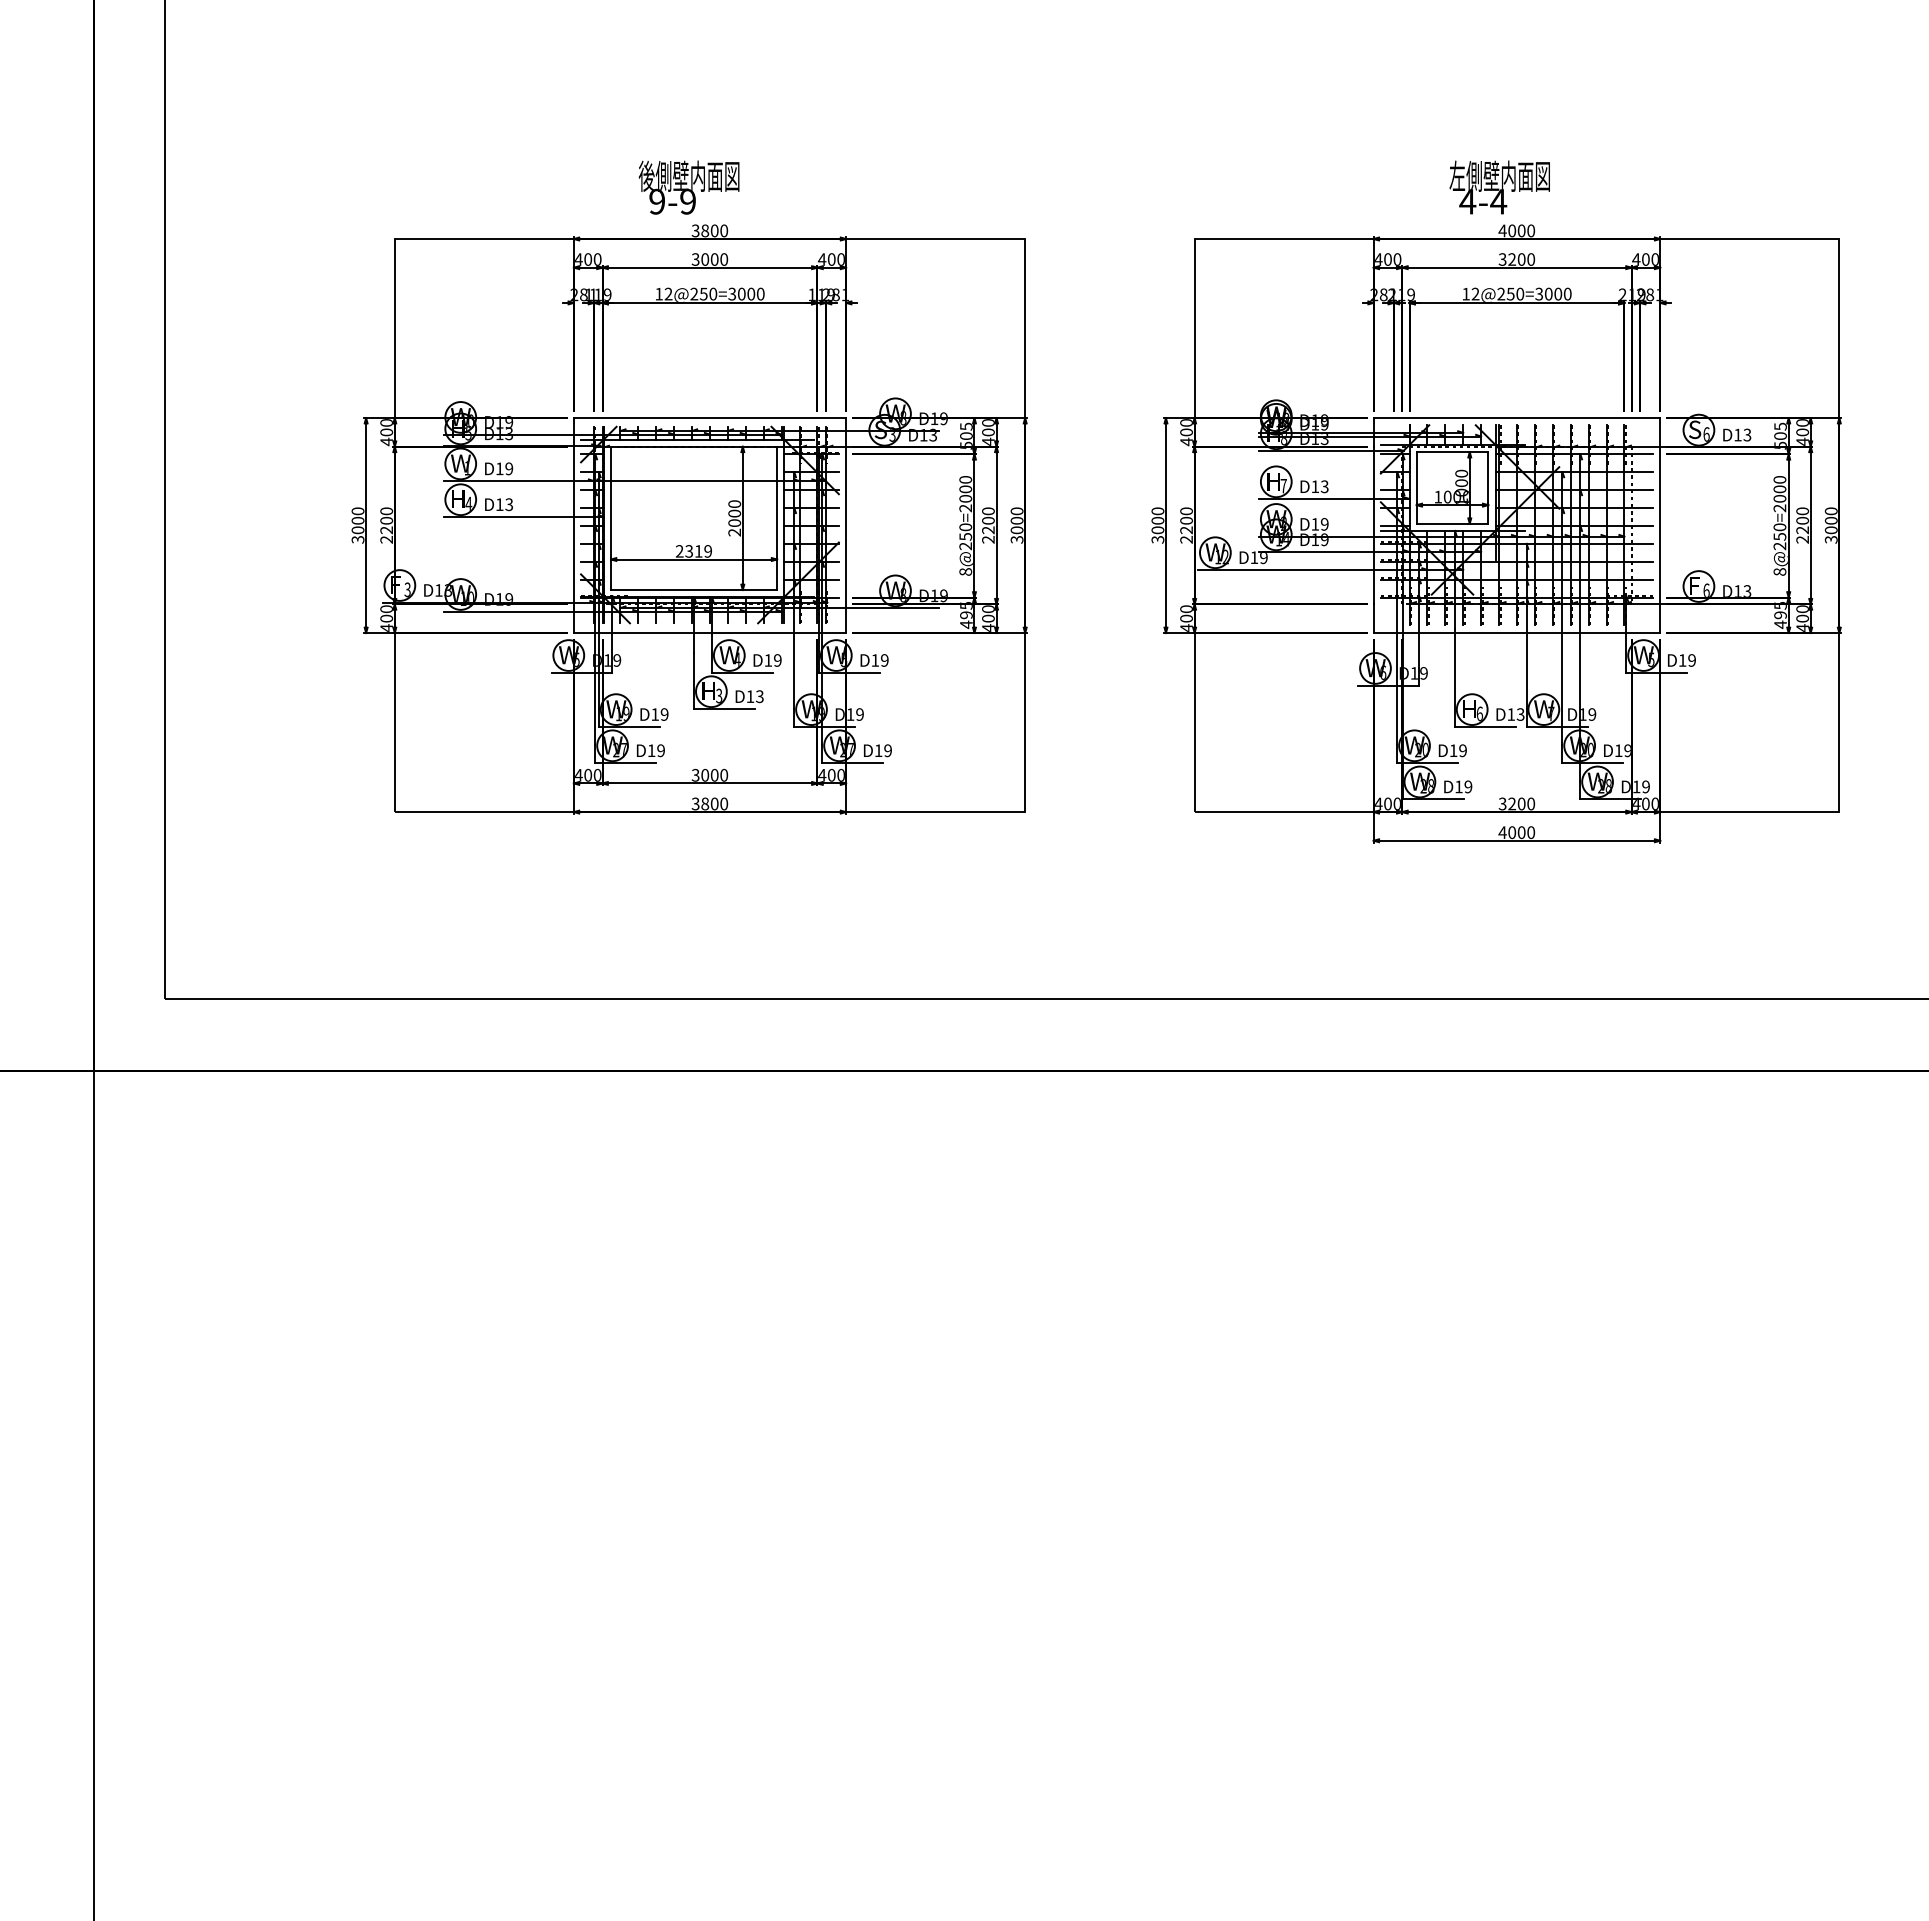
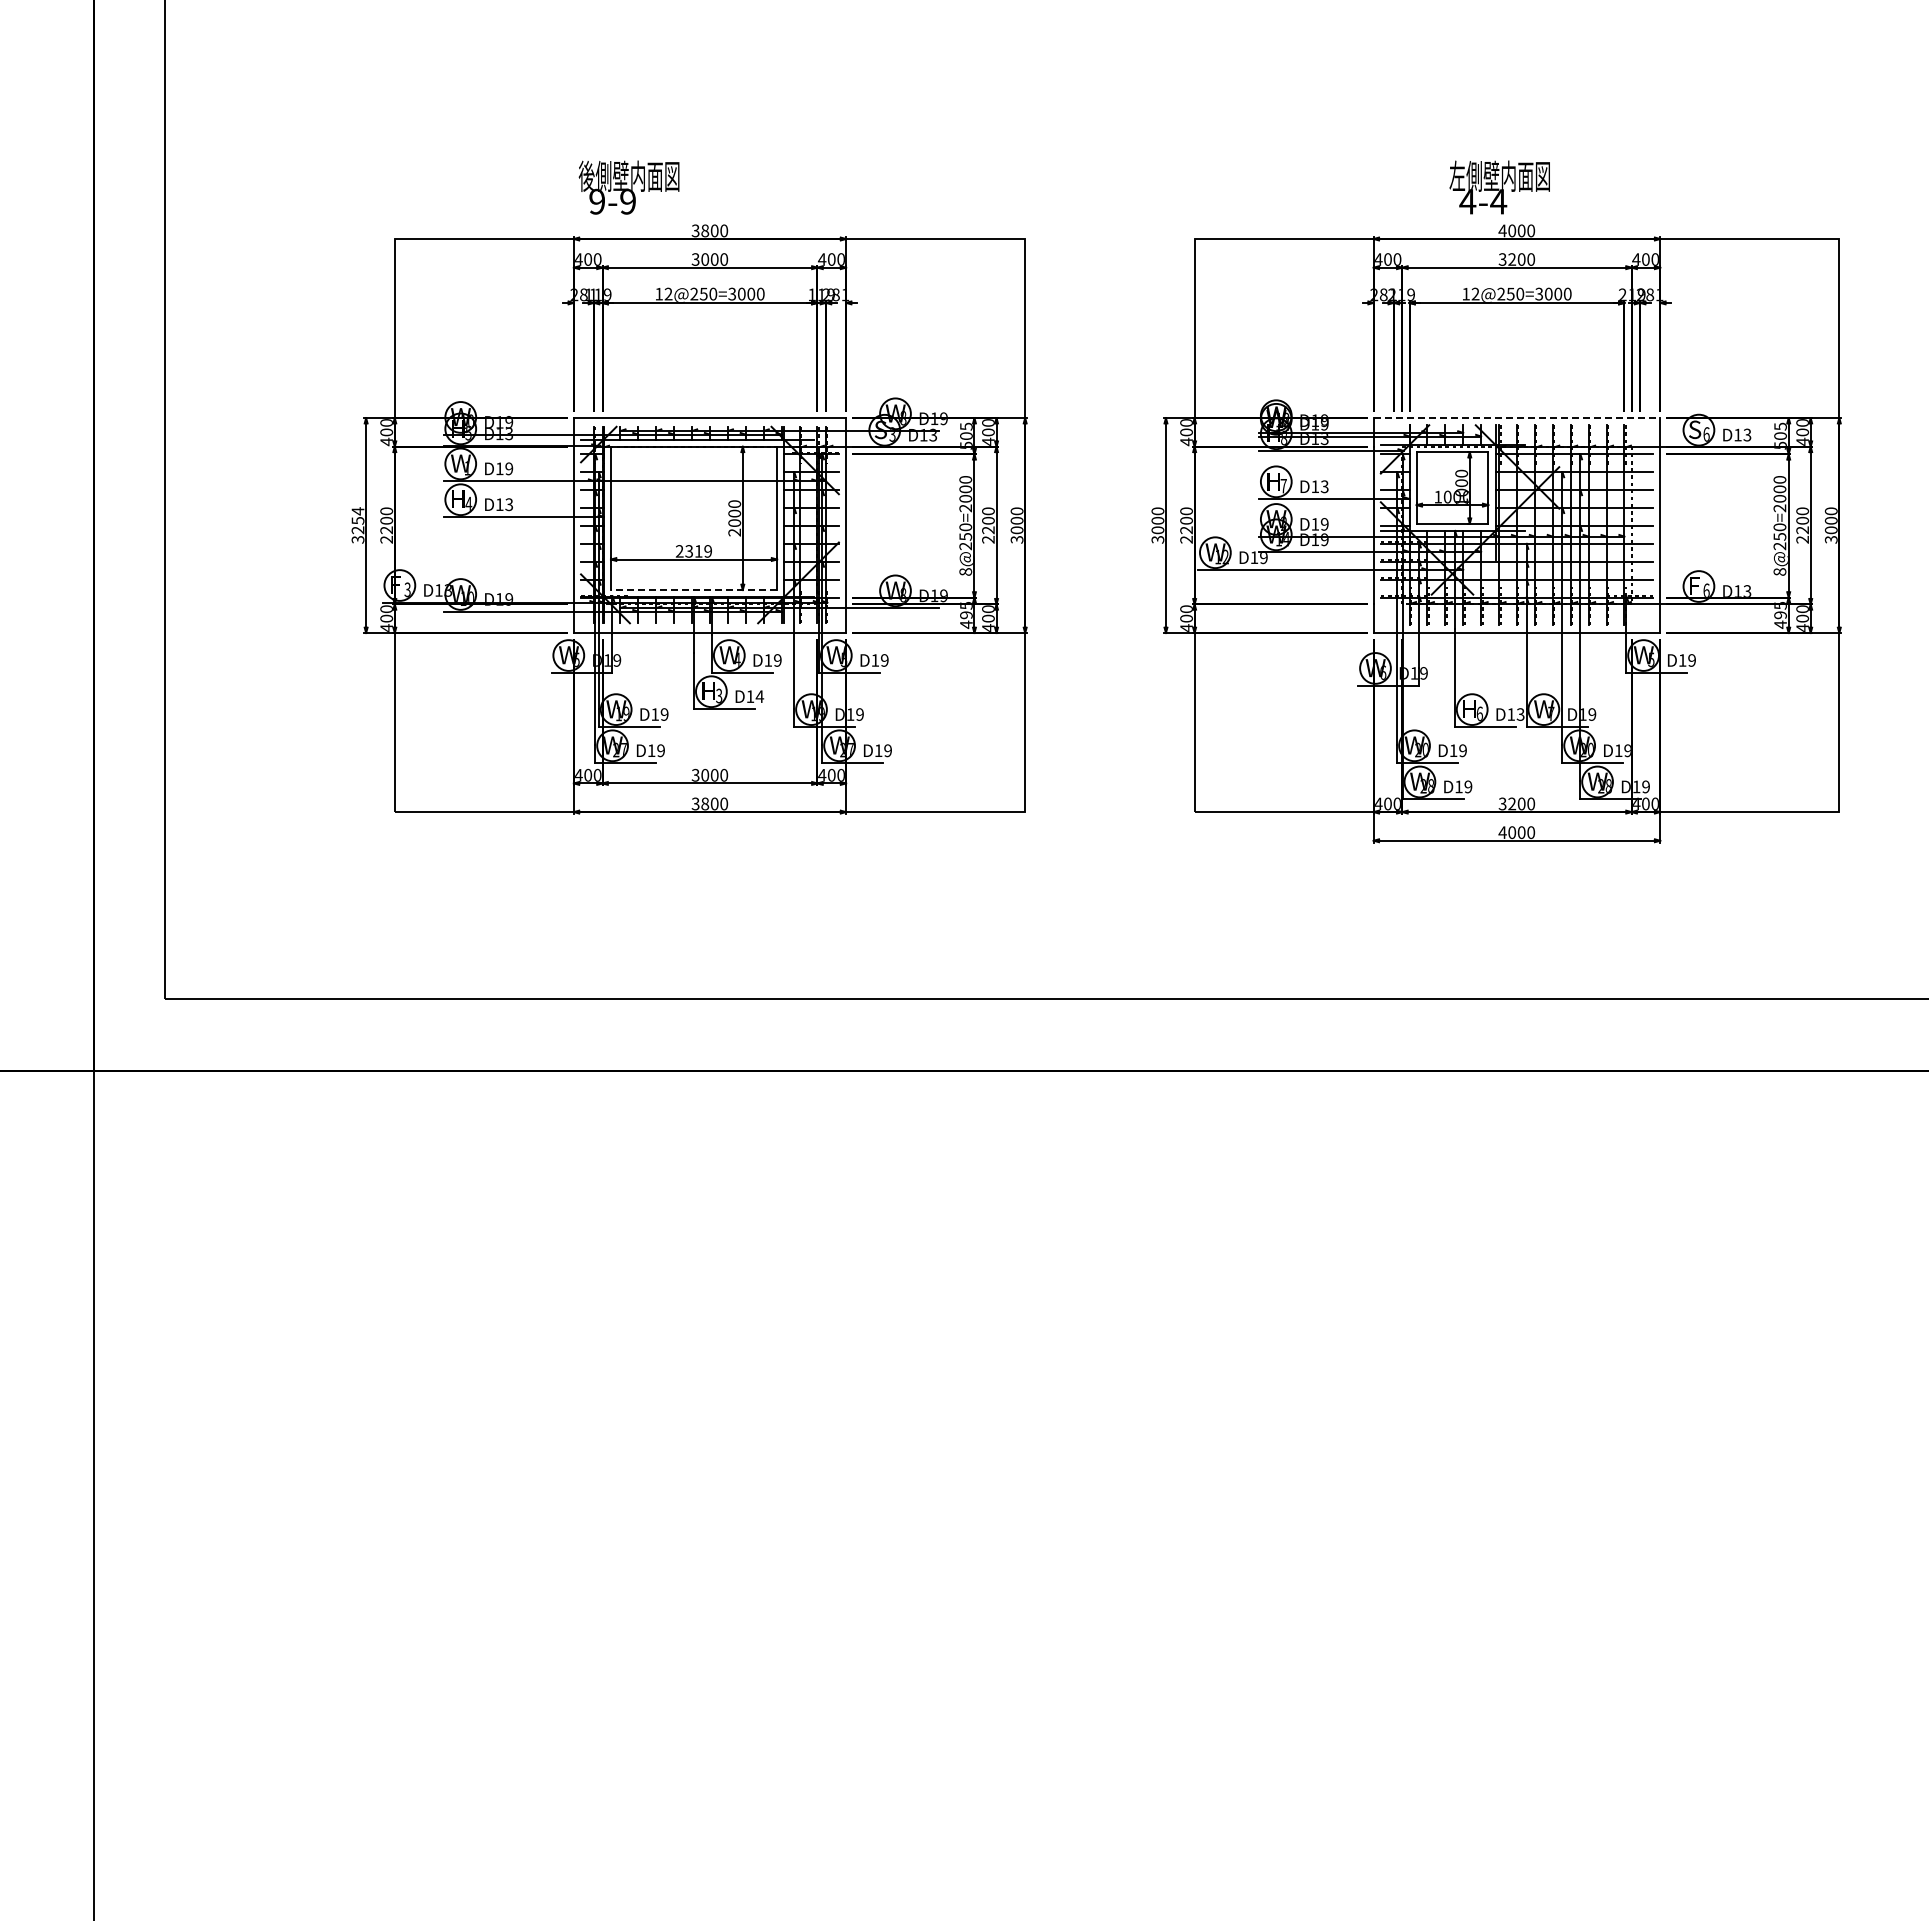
text position: (688, 187) -> (628, 187) (628, 187)
line: solid -> dashed (1517, 418)
text: 3000 -> 3254 (357, 520)
line: solid -> dashed (693, 590)
text: D13 -> D14 (759, 696)
